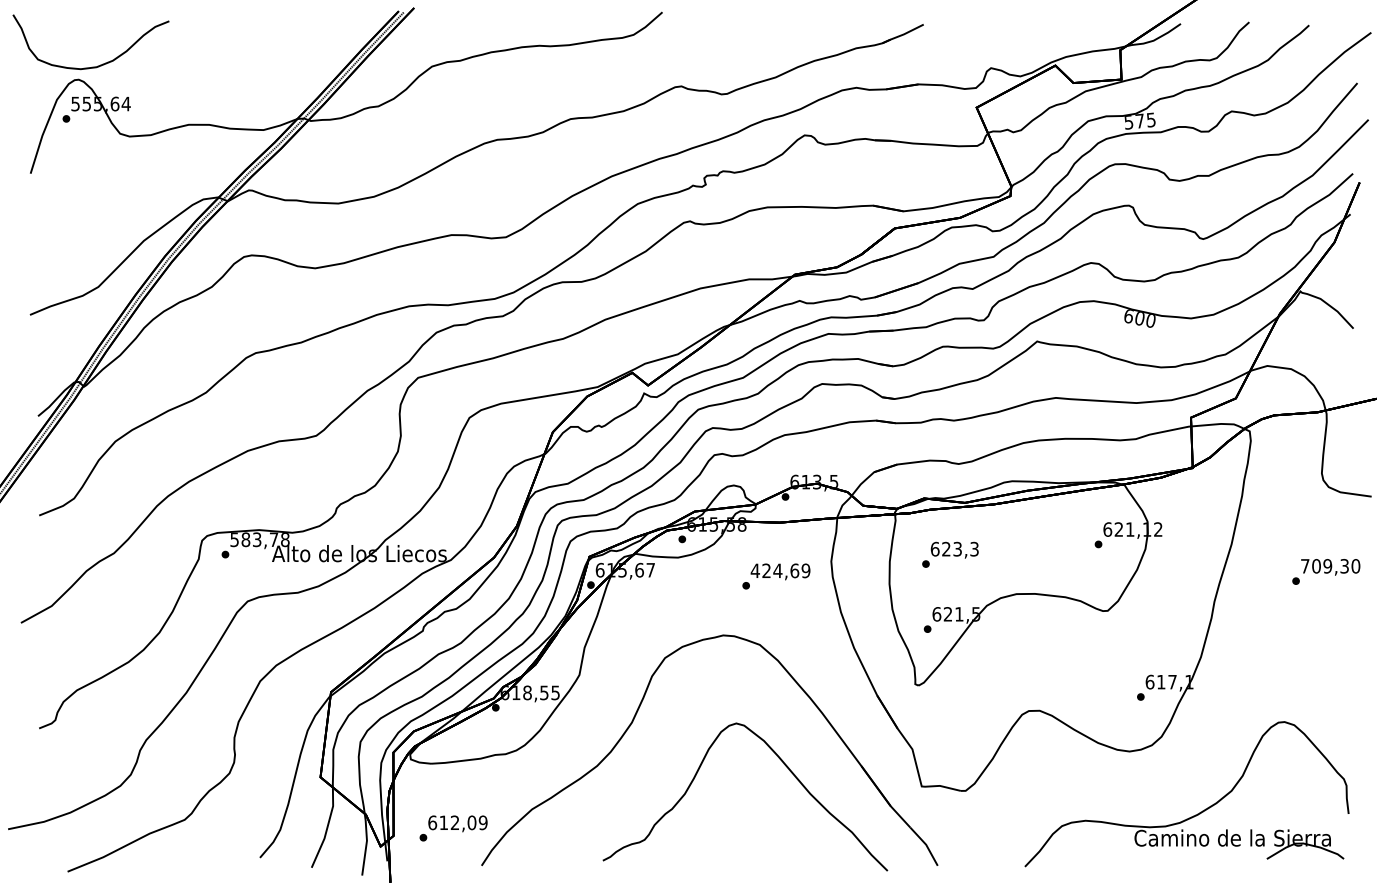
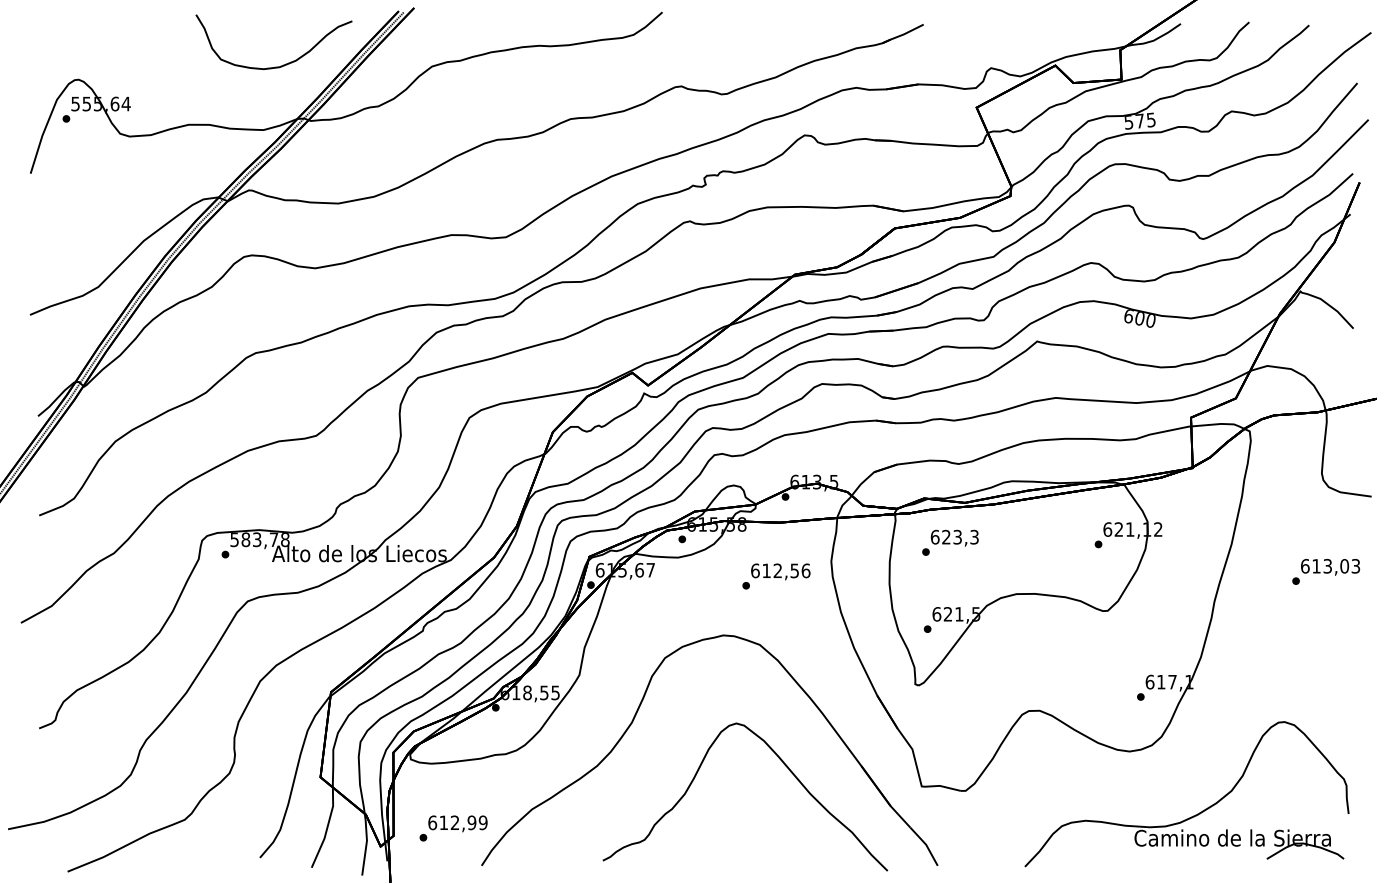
part position: (97, 65) -> (280, 65) (280, 65)
text position: (950, 554) -> (950, 542) (950, 542)
text: 709,30 -> 613,03 (1330, 566)
text: 424,69 -> 612,56 (780, 570)
text: 612,09 -> 612,99 (471, 822)
